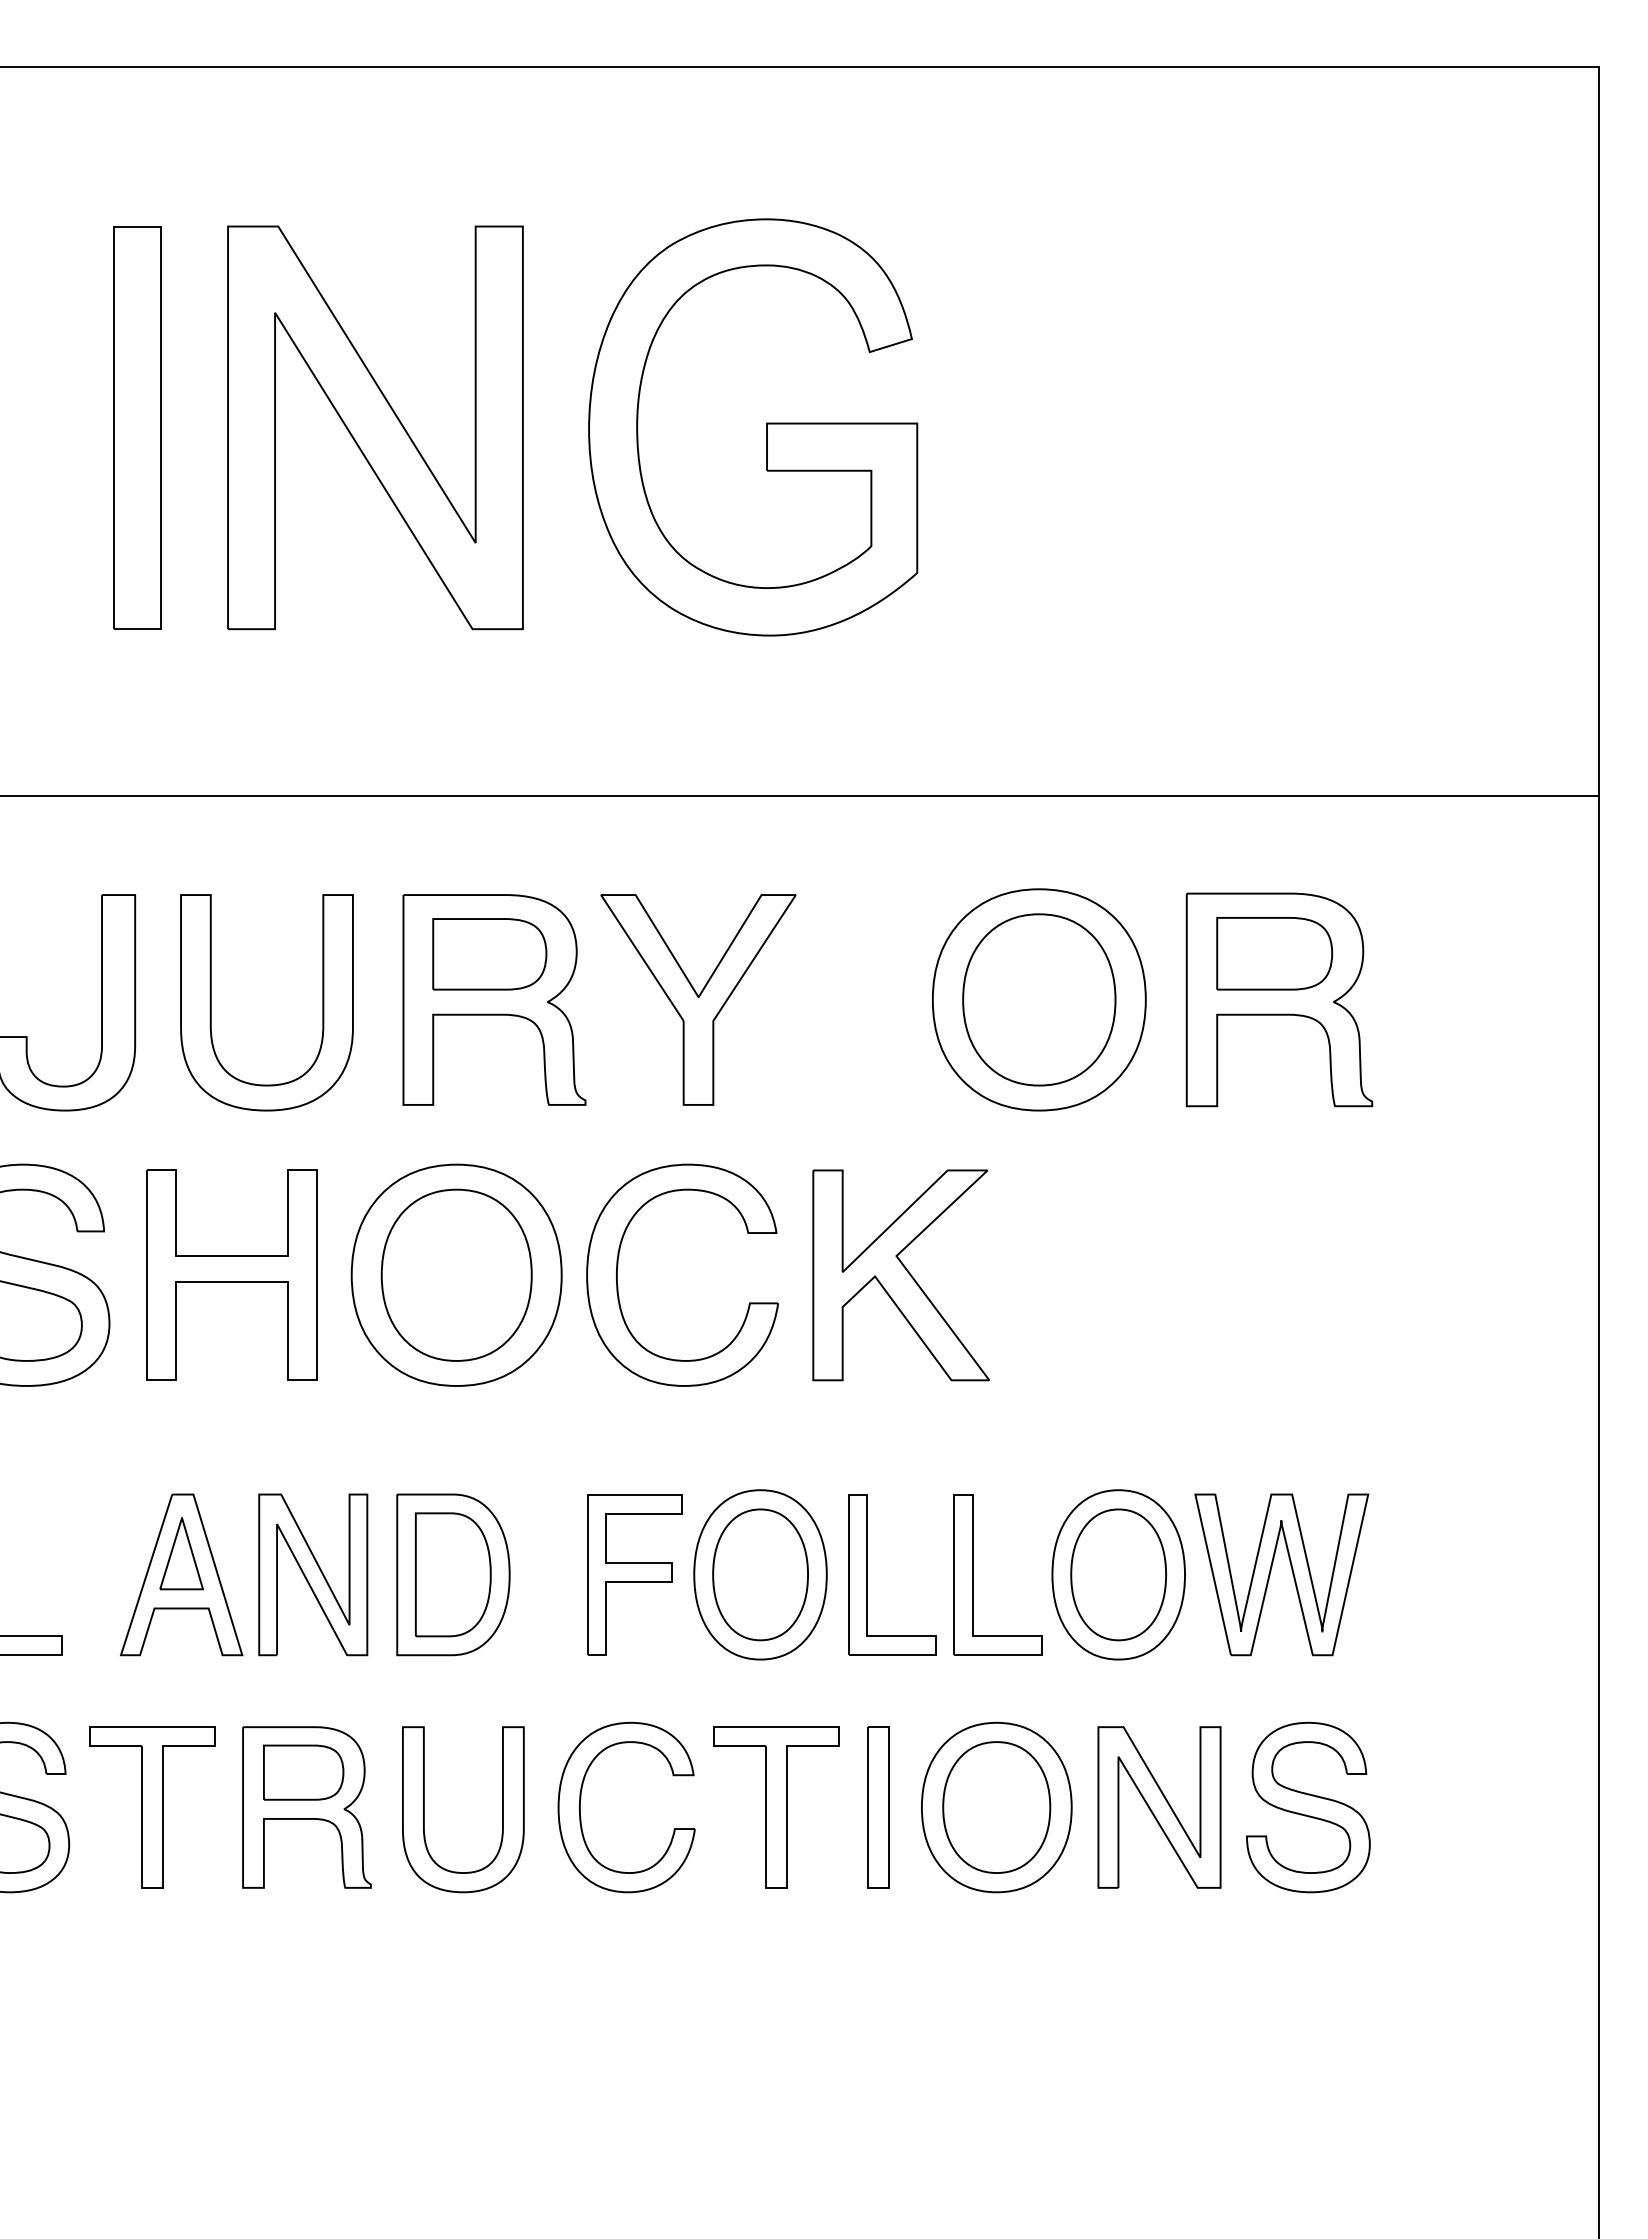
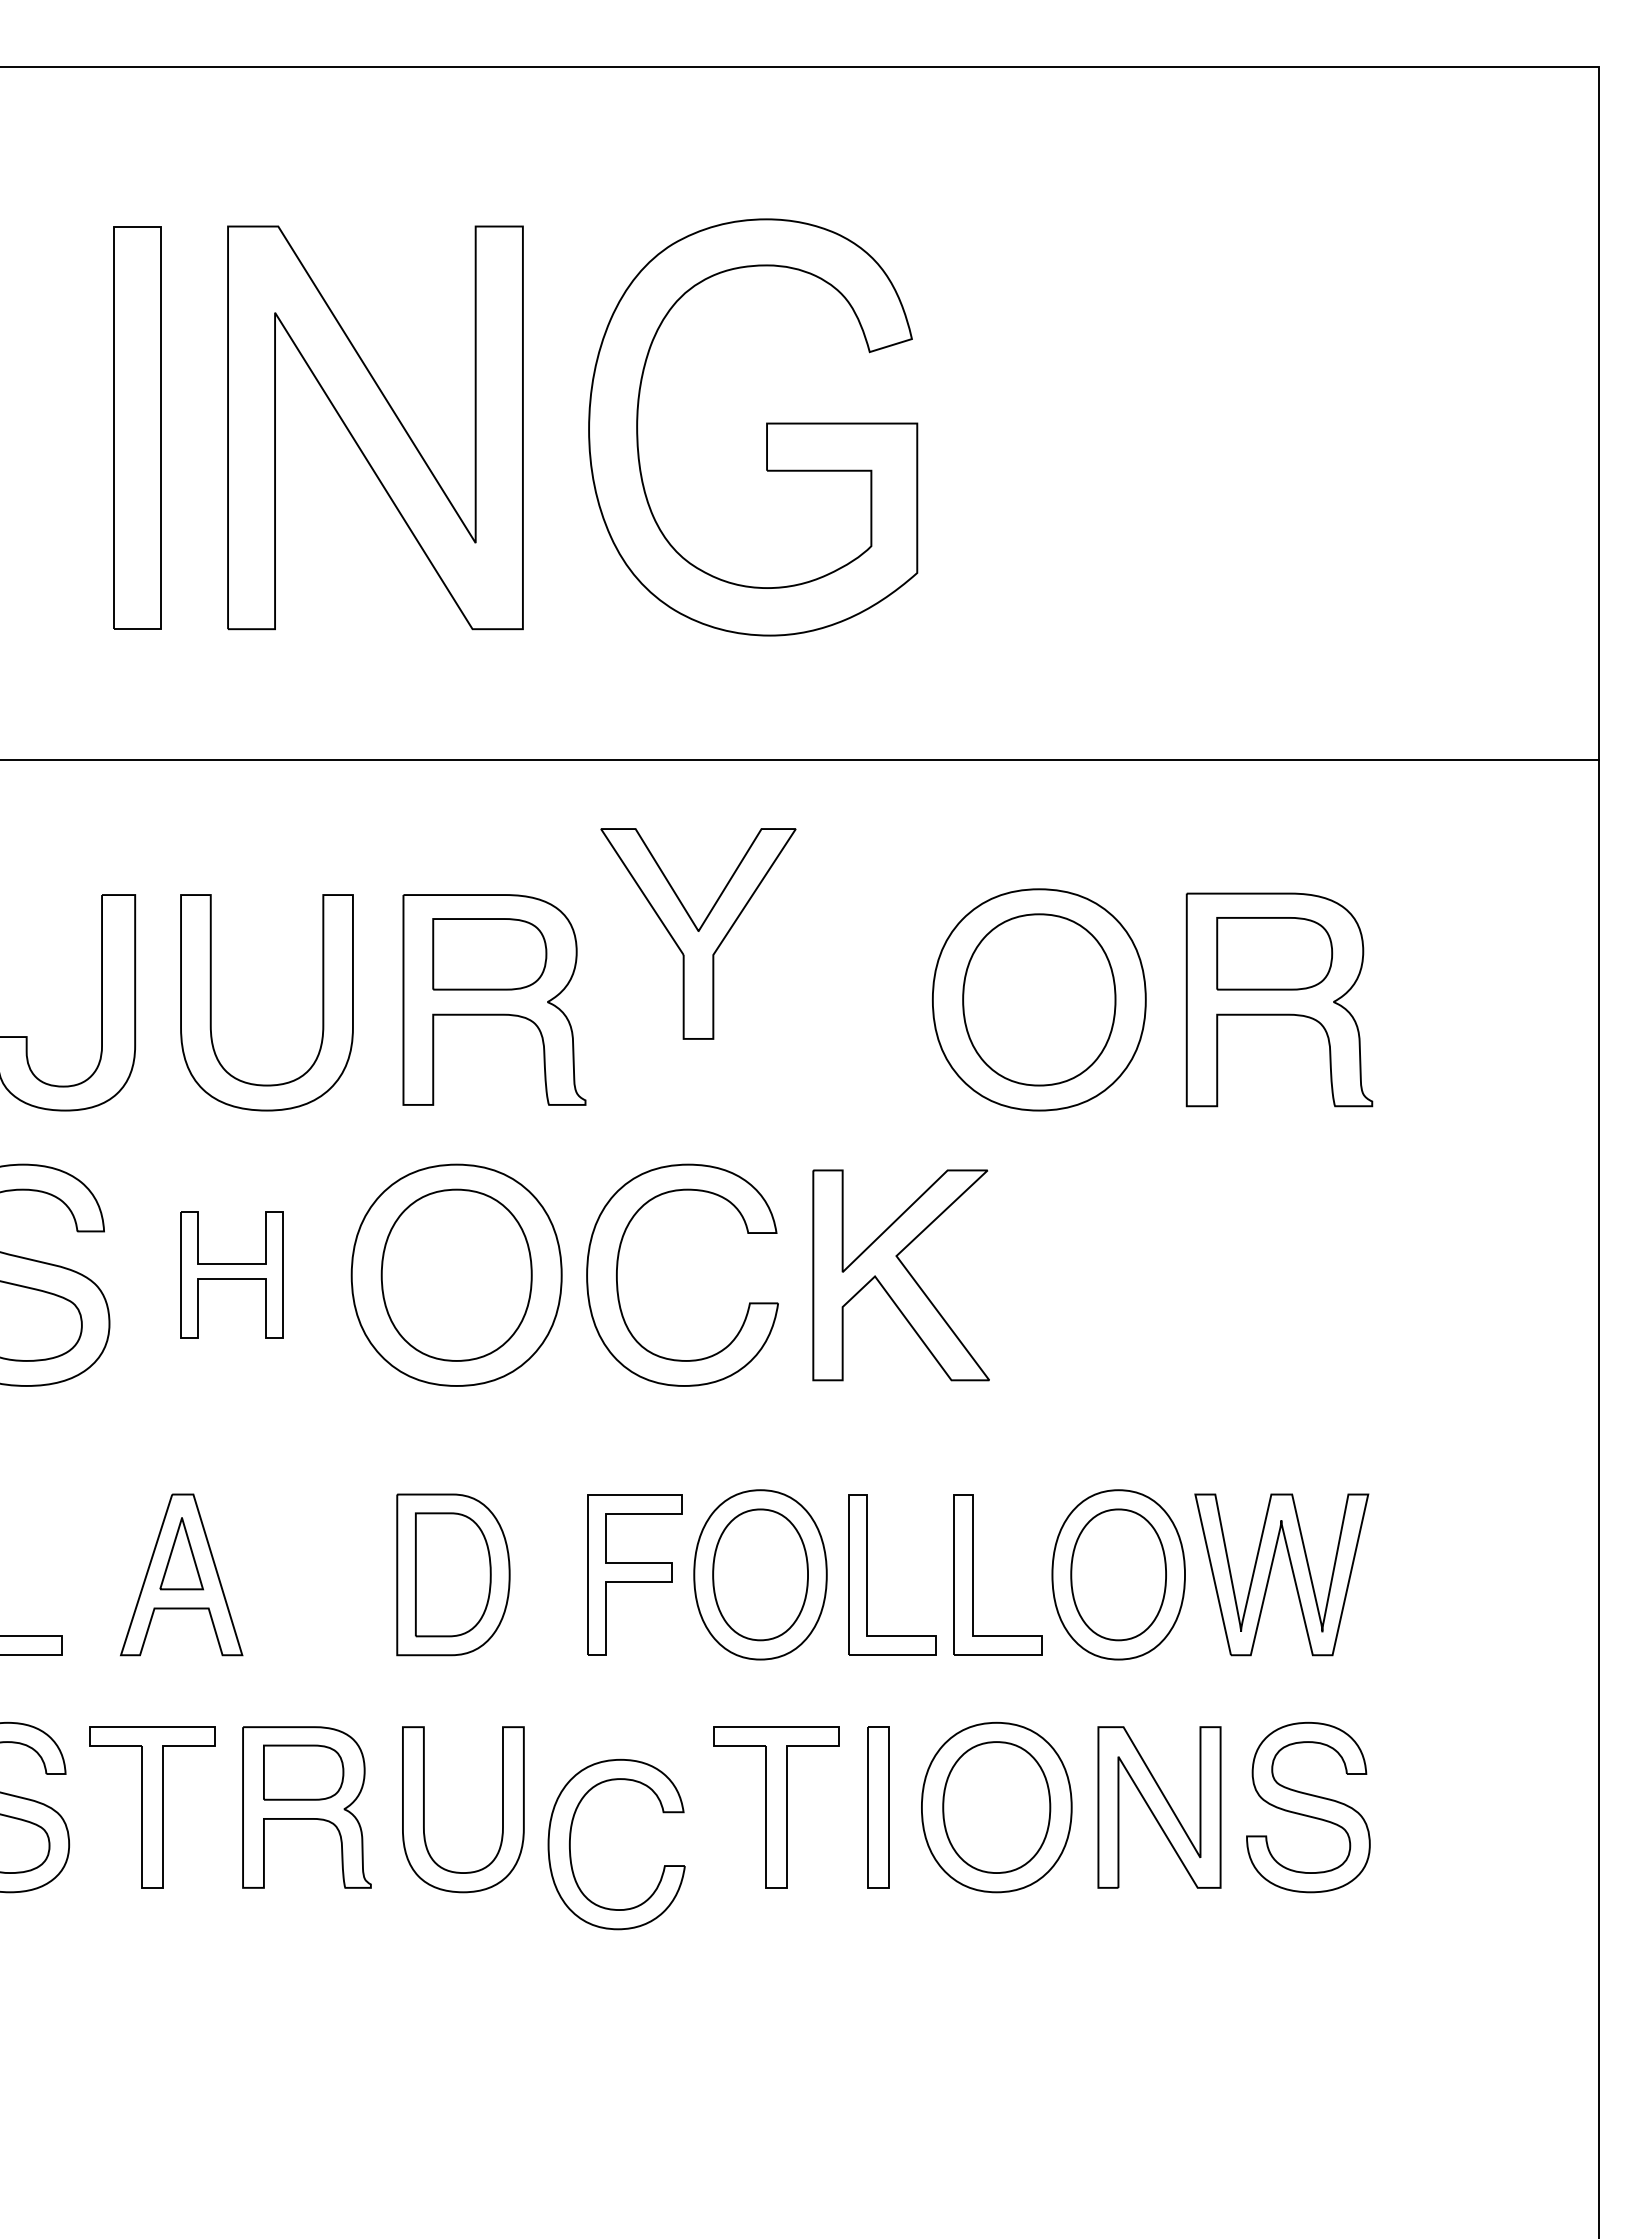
line position: (800, 796) -> (800, 760) (800, 760)
part position: (698, 999) -> (698, 933) (698, 933)
part size: 172x212 px -> 104x128 px (231, 1274)
part: present -> none (313, 1574)
part position: (581, 1798) -> (571, 1835) (571, 1835)
